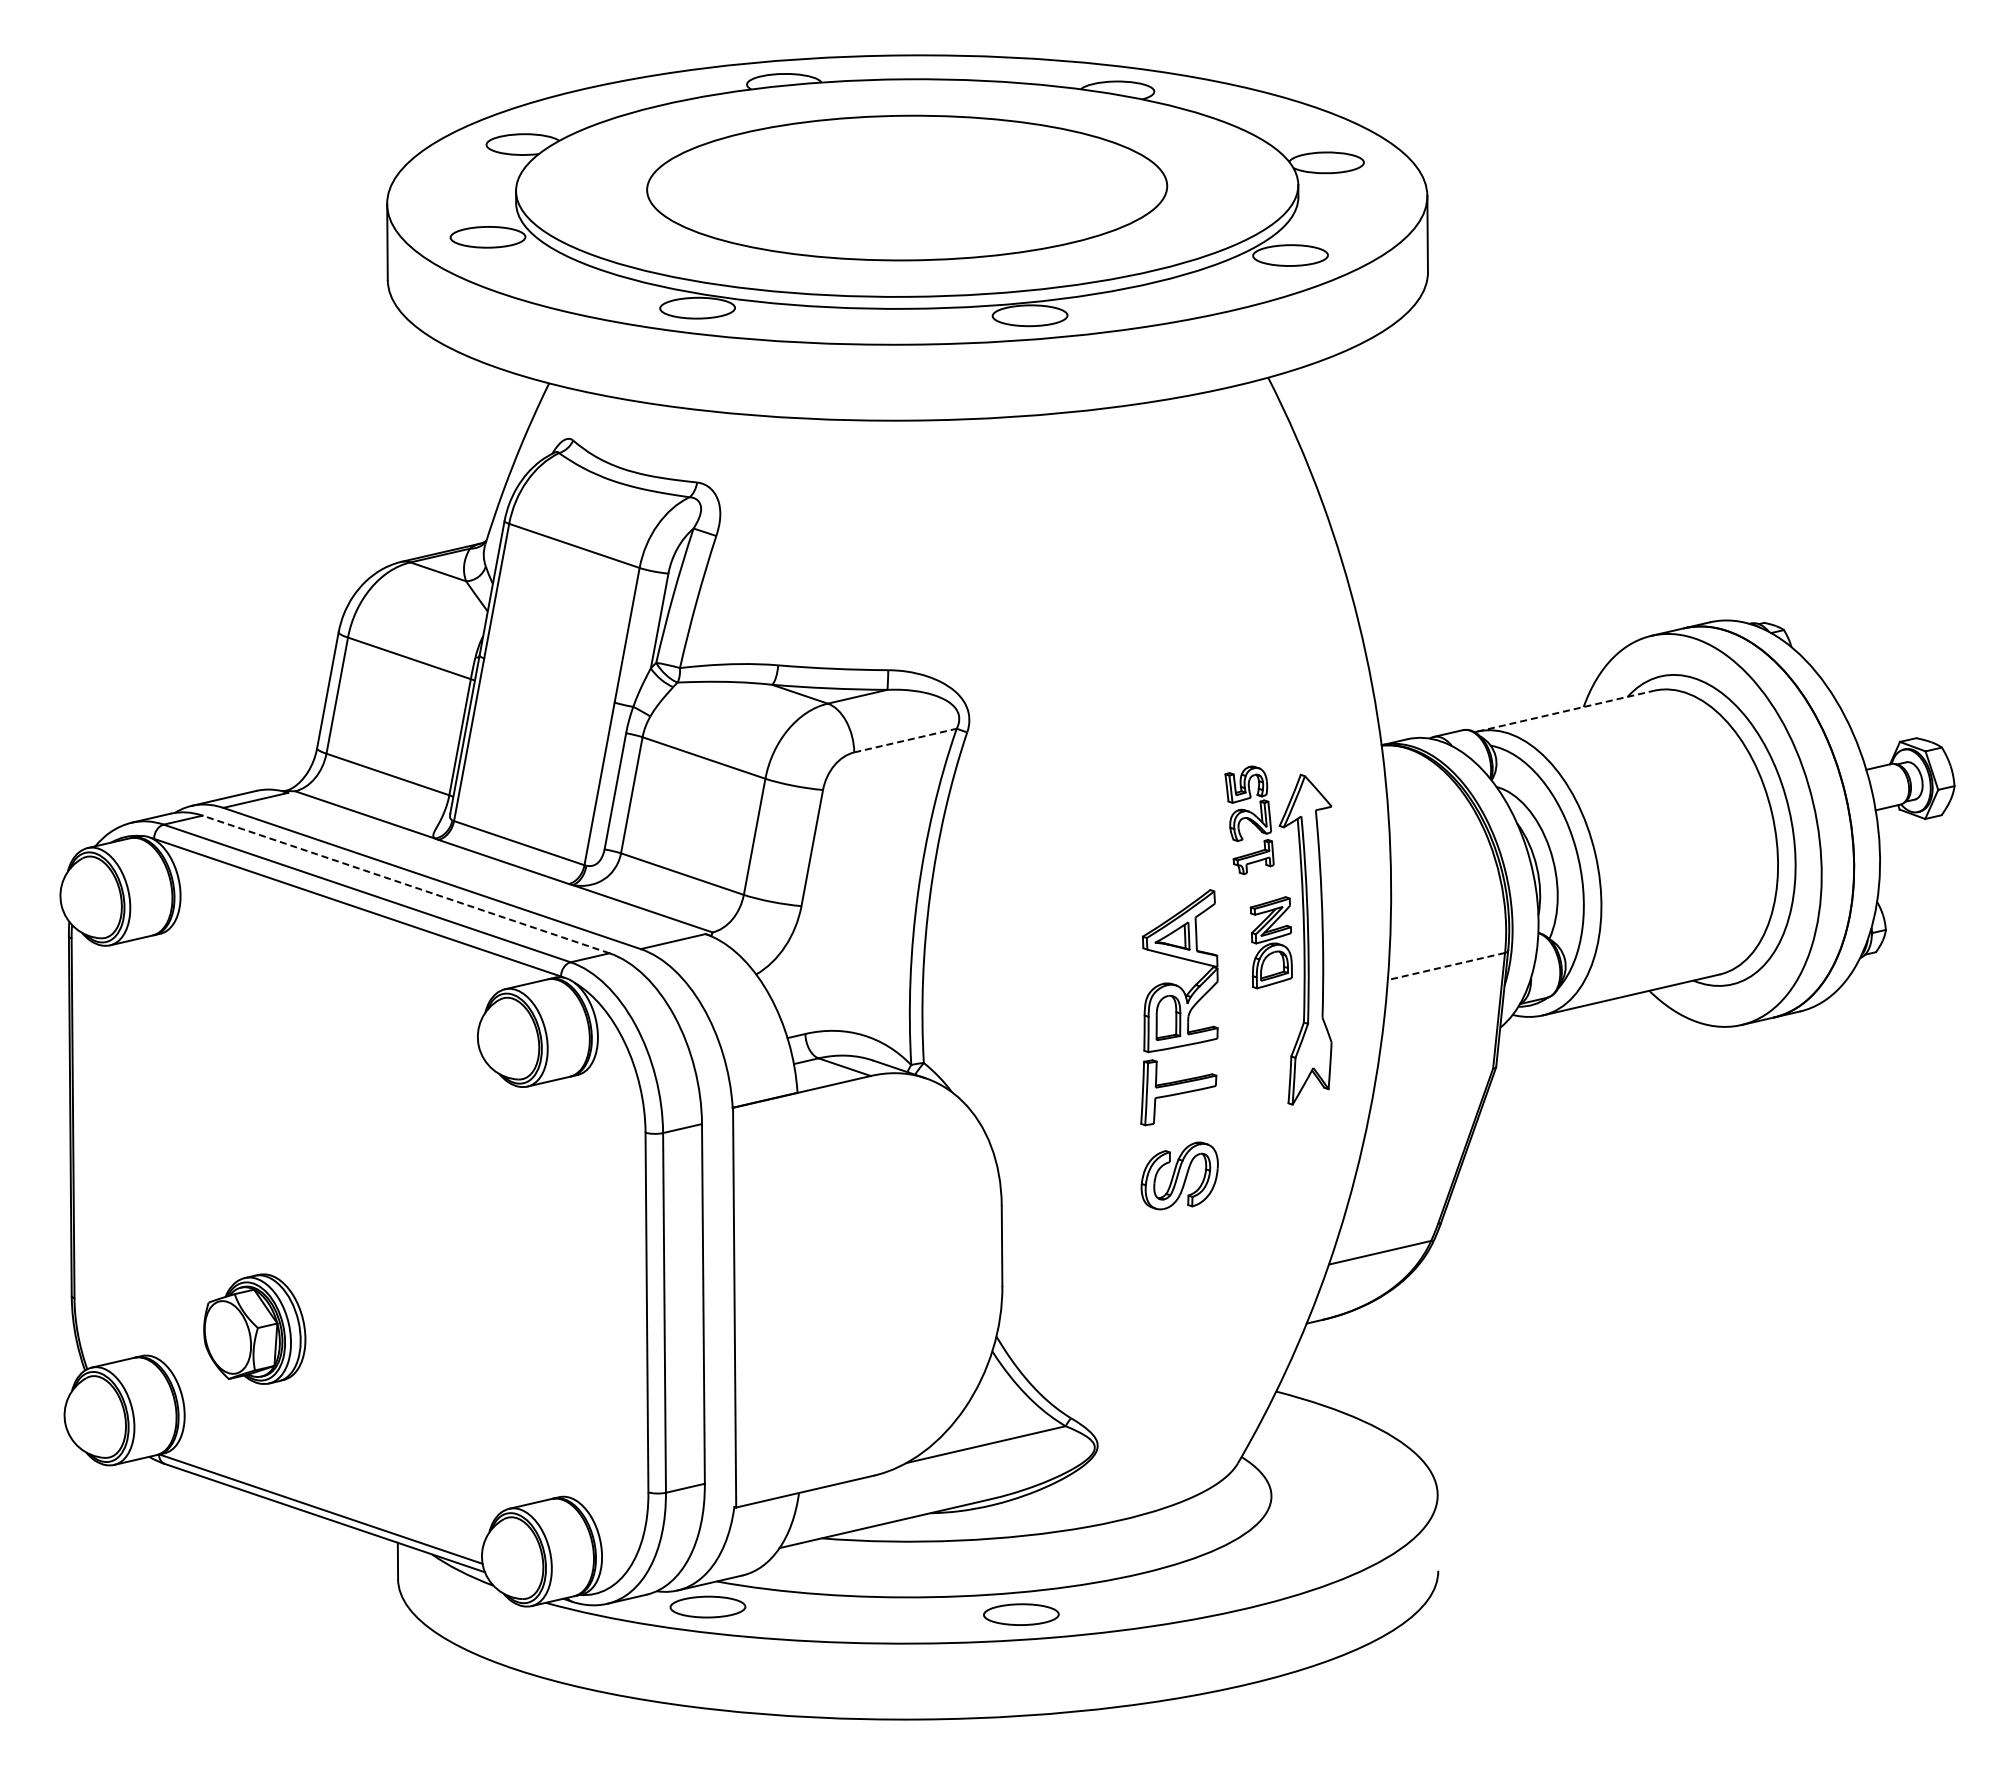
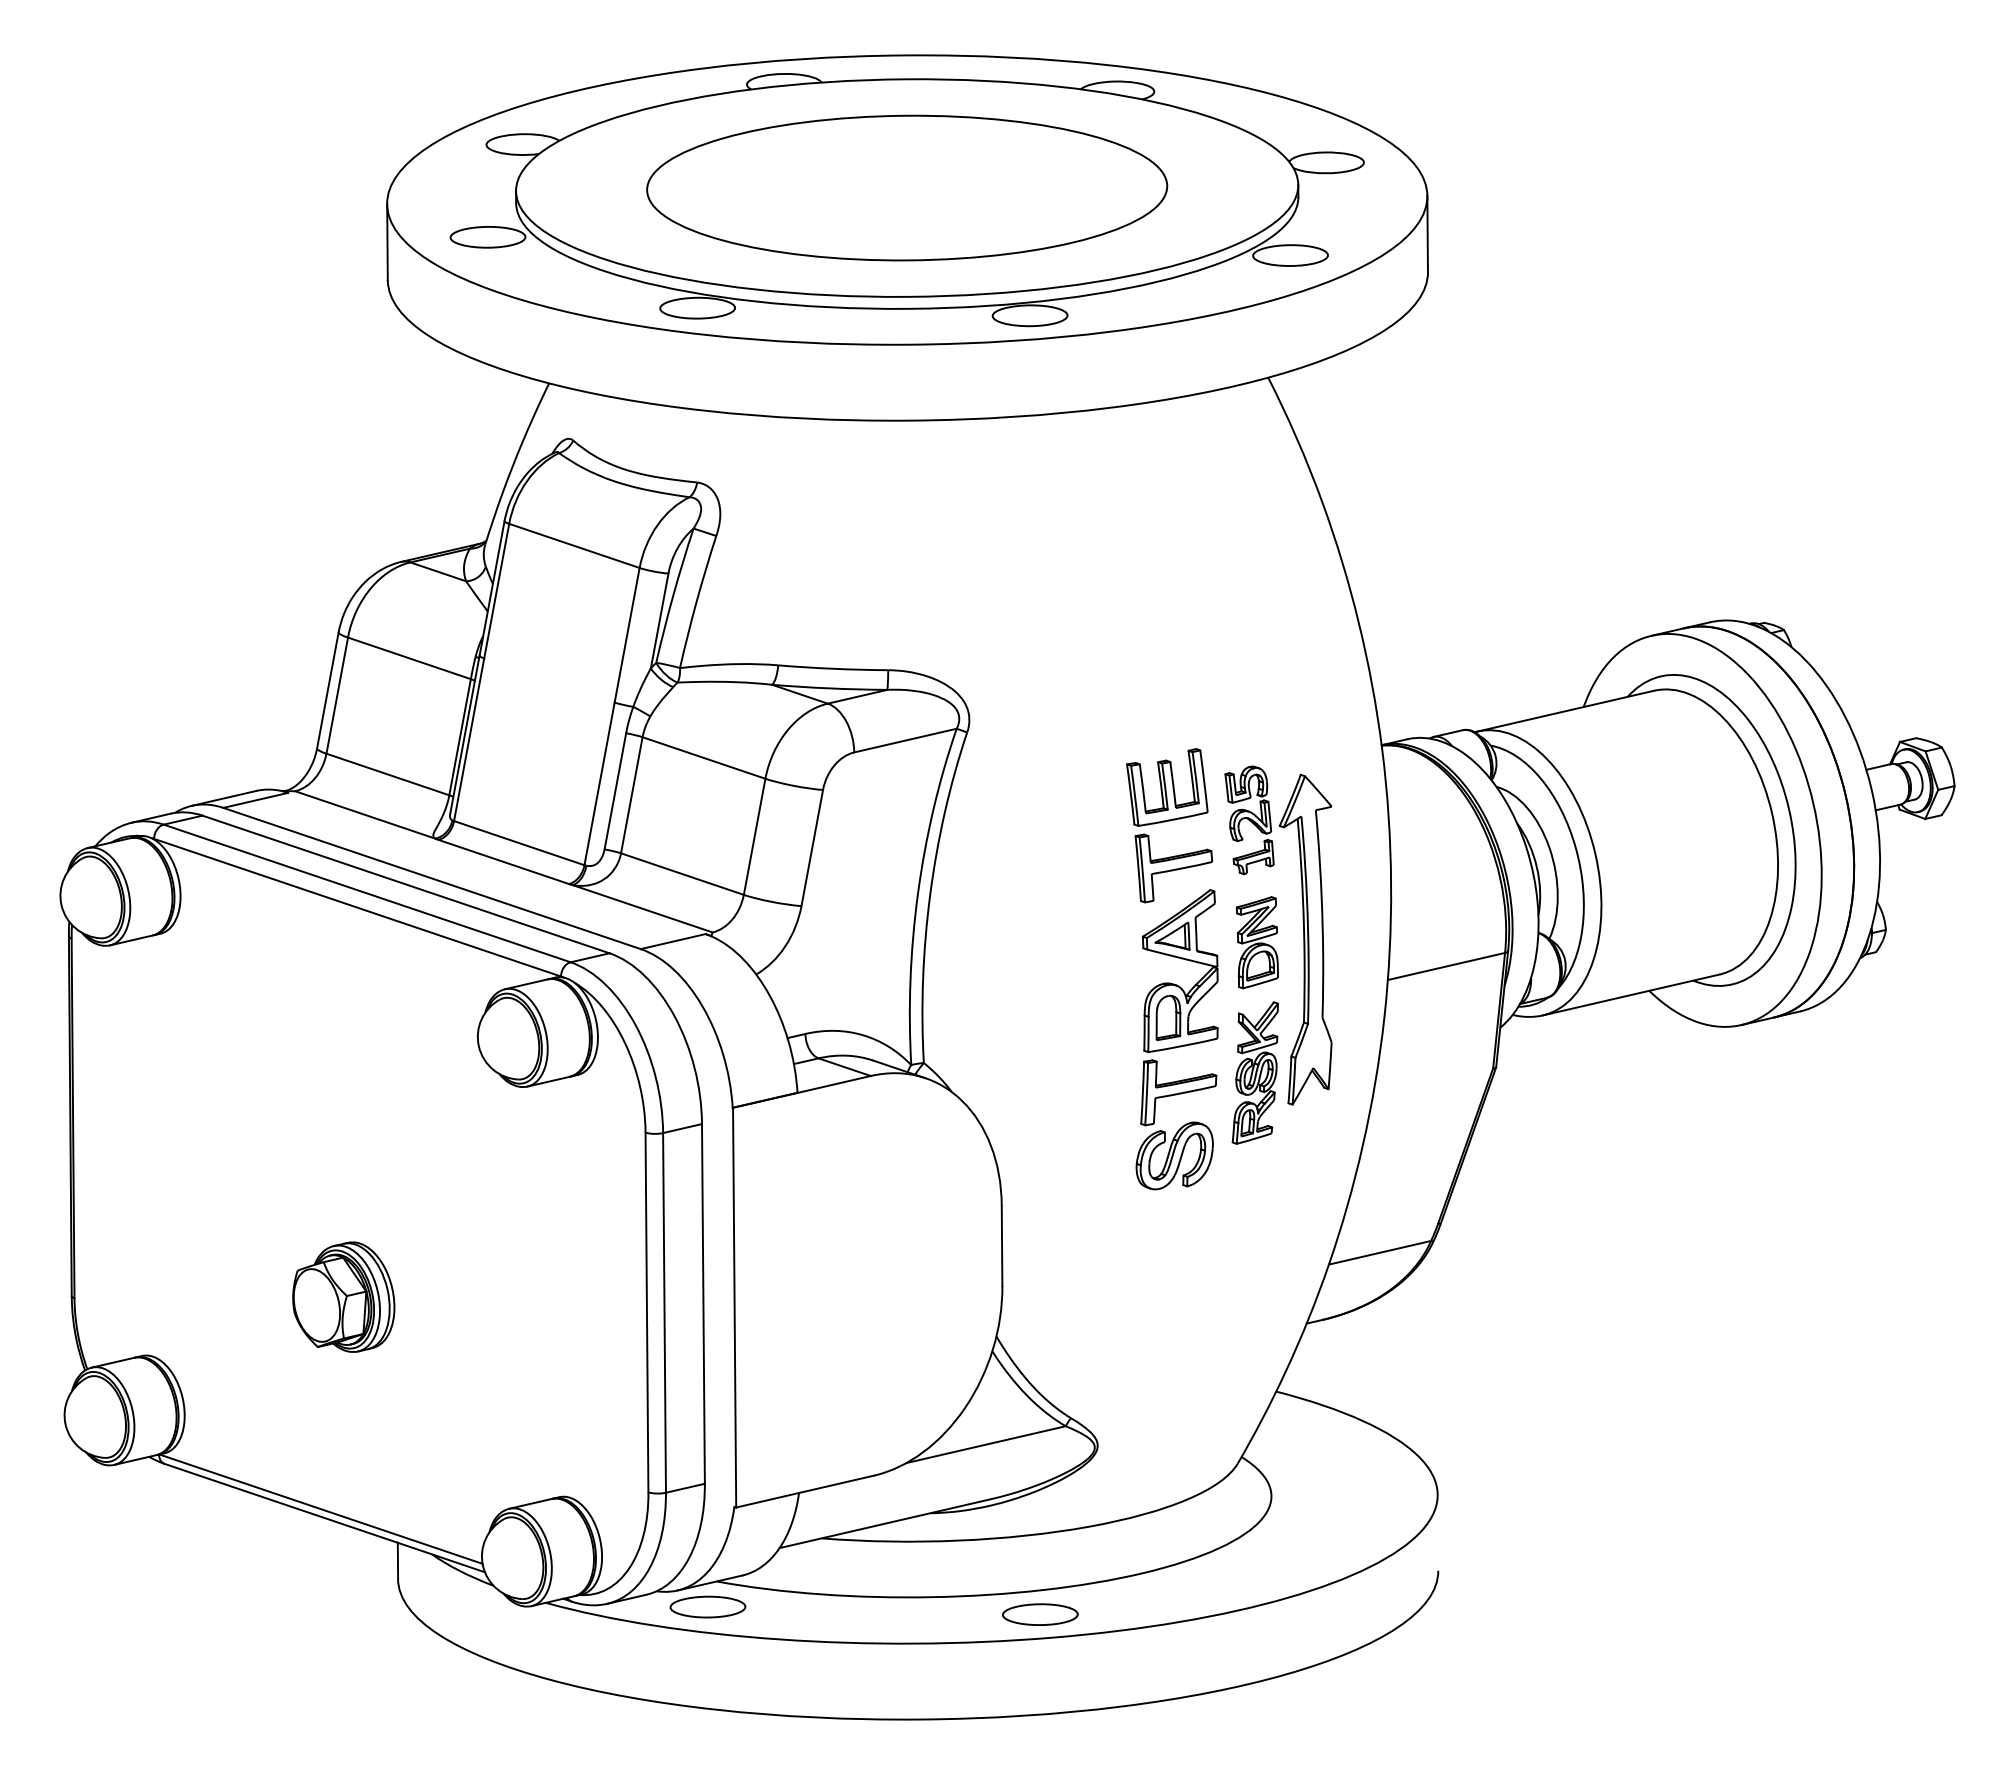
line: dashed -> solid (1565, 711)
line: dashed -> solid (905, 740)
part: none -> present (1169, 825)
line: dashed -> solid (406, 884)
part position: (1270, 942) -> (1256, 942) (1256, 942)
line: dashed -> solid (1445, 966)
part: none -> present (1254, 1072)
part position: (1179, 1175) -> (1174, 1155) (1174, 1155)
part position: (254, 1328) -> (343, 1296) (343, 1296)
part position: (1021, 1614) -> (1040, 1614) (1040, 1614)
